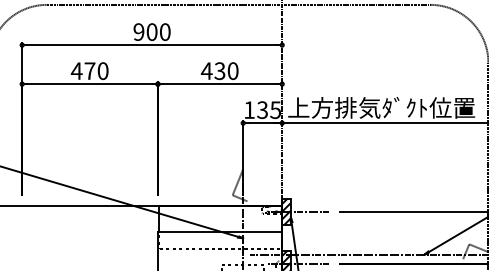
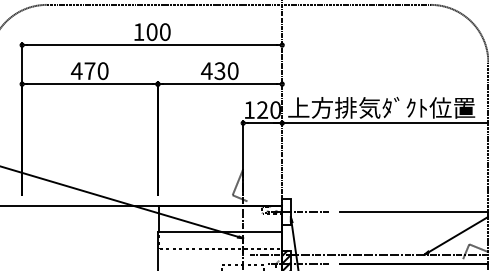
text: 900 -> 100 (138, 31)
text: 135 -> 120 (268, 110)
hatch: present -> none (286, 211)
